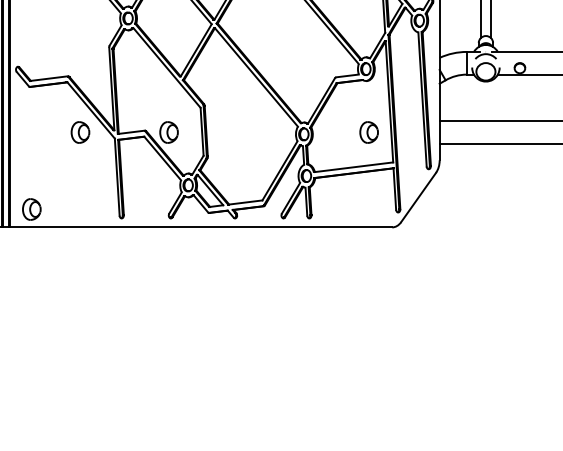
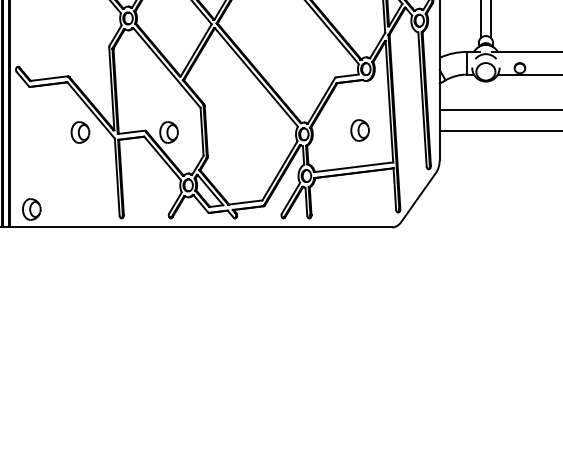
line position: (499, 121) -> (499, 110) (499, 110)
part position: (368, 132) -> (359, 130) (359, 130)
line position: (499, 143) -> (499, 130) (499, 130)
